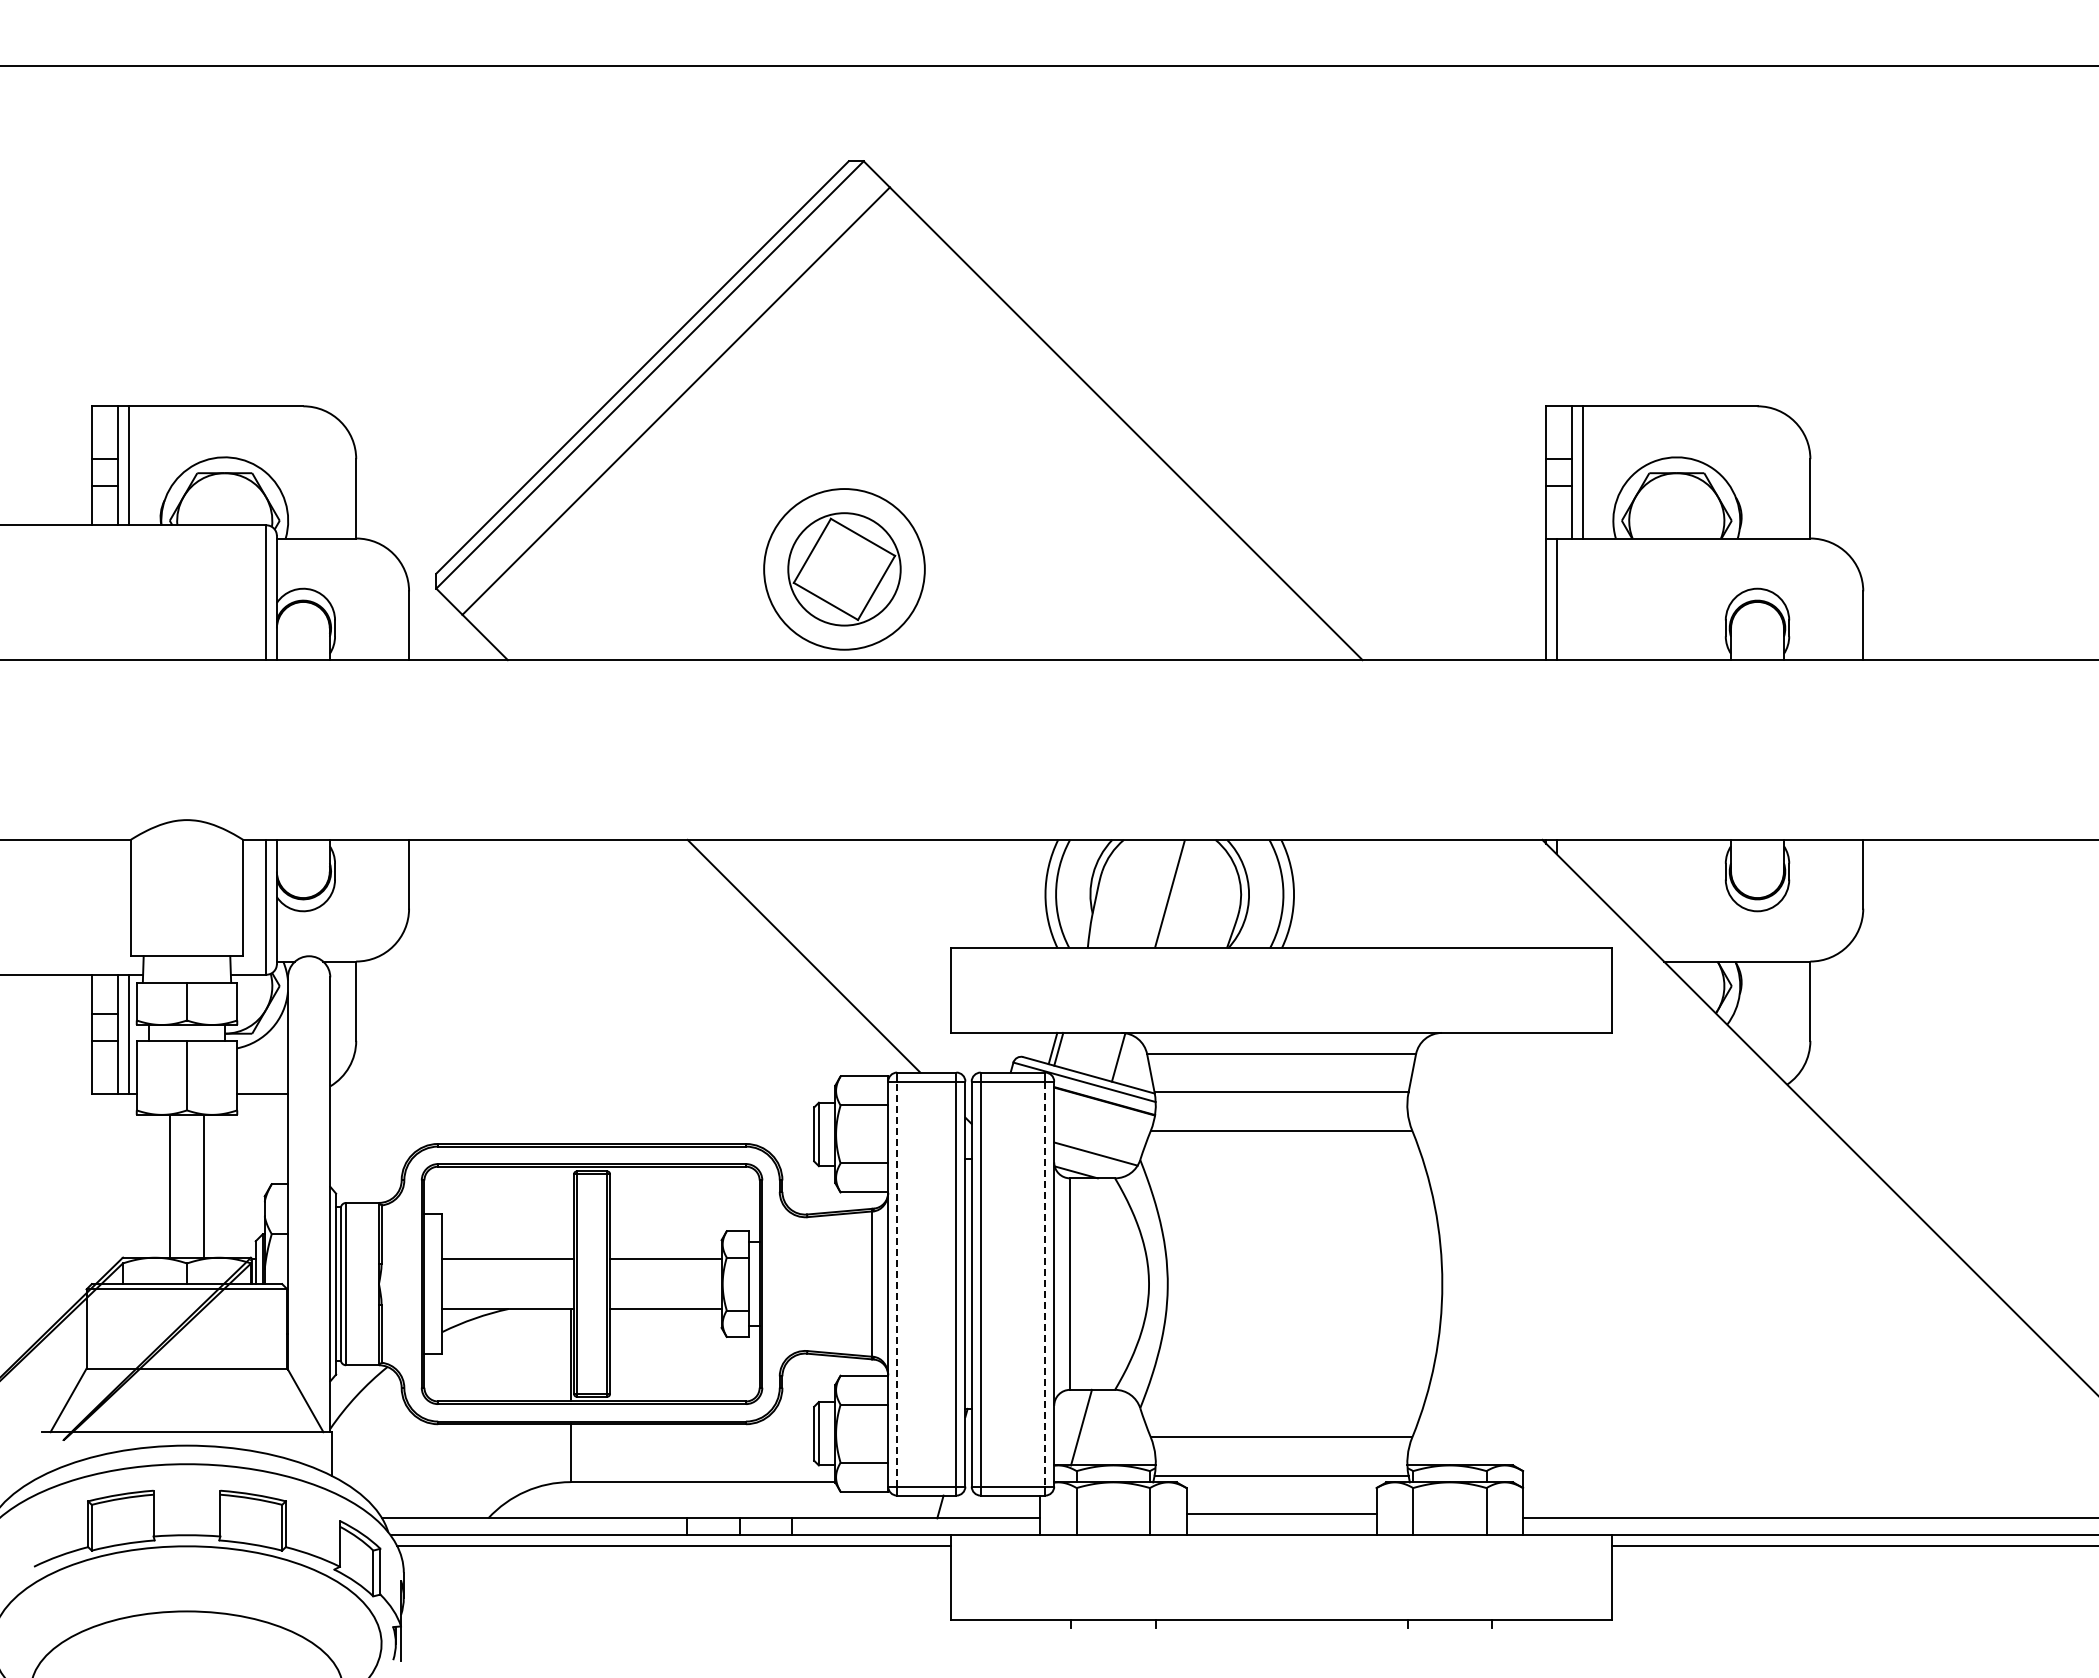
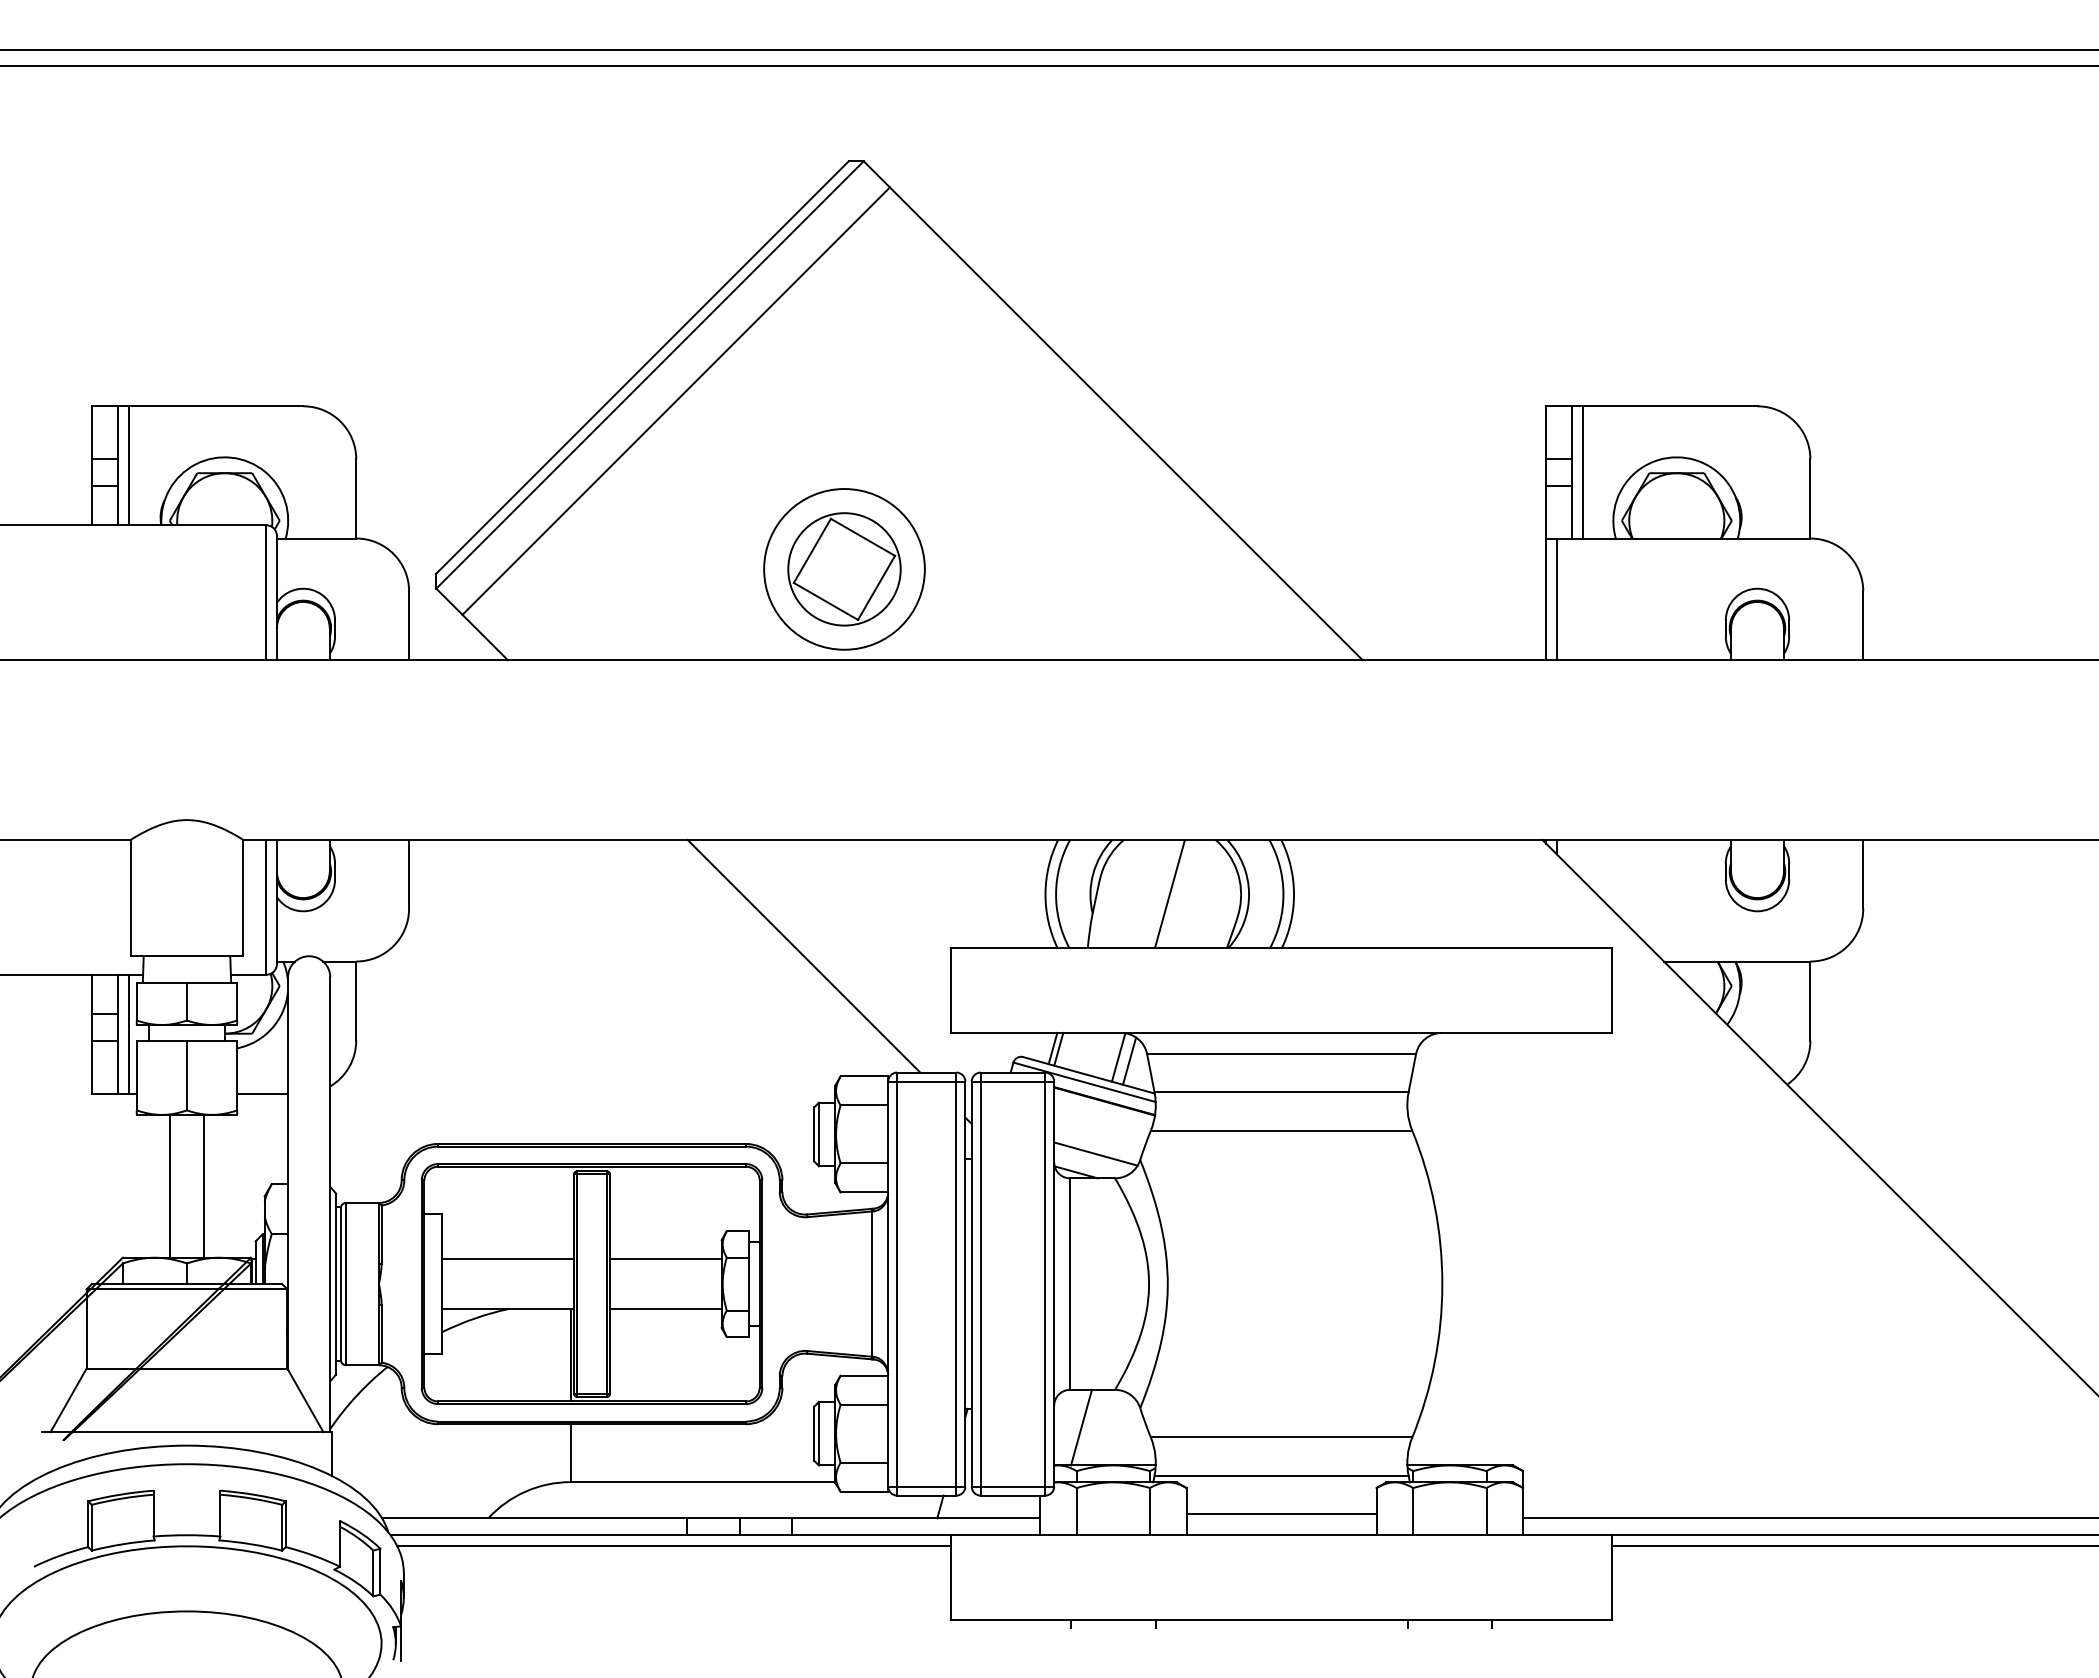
line: none -> present (1048, 50)
line: none -> present (1129, 1060)
line: dashed -> solid (897, 1284)
line: dashed -> solid (1045, 1284)
